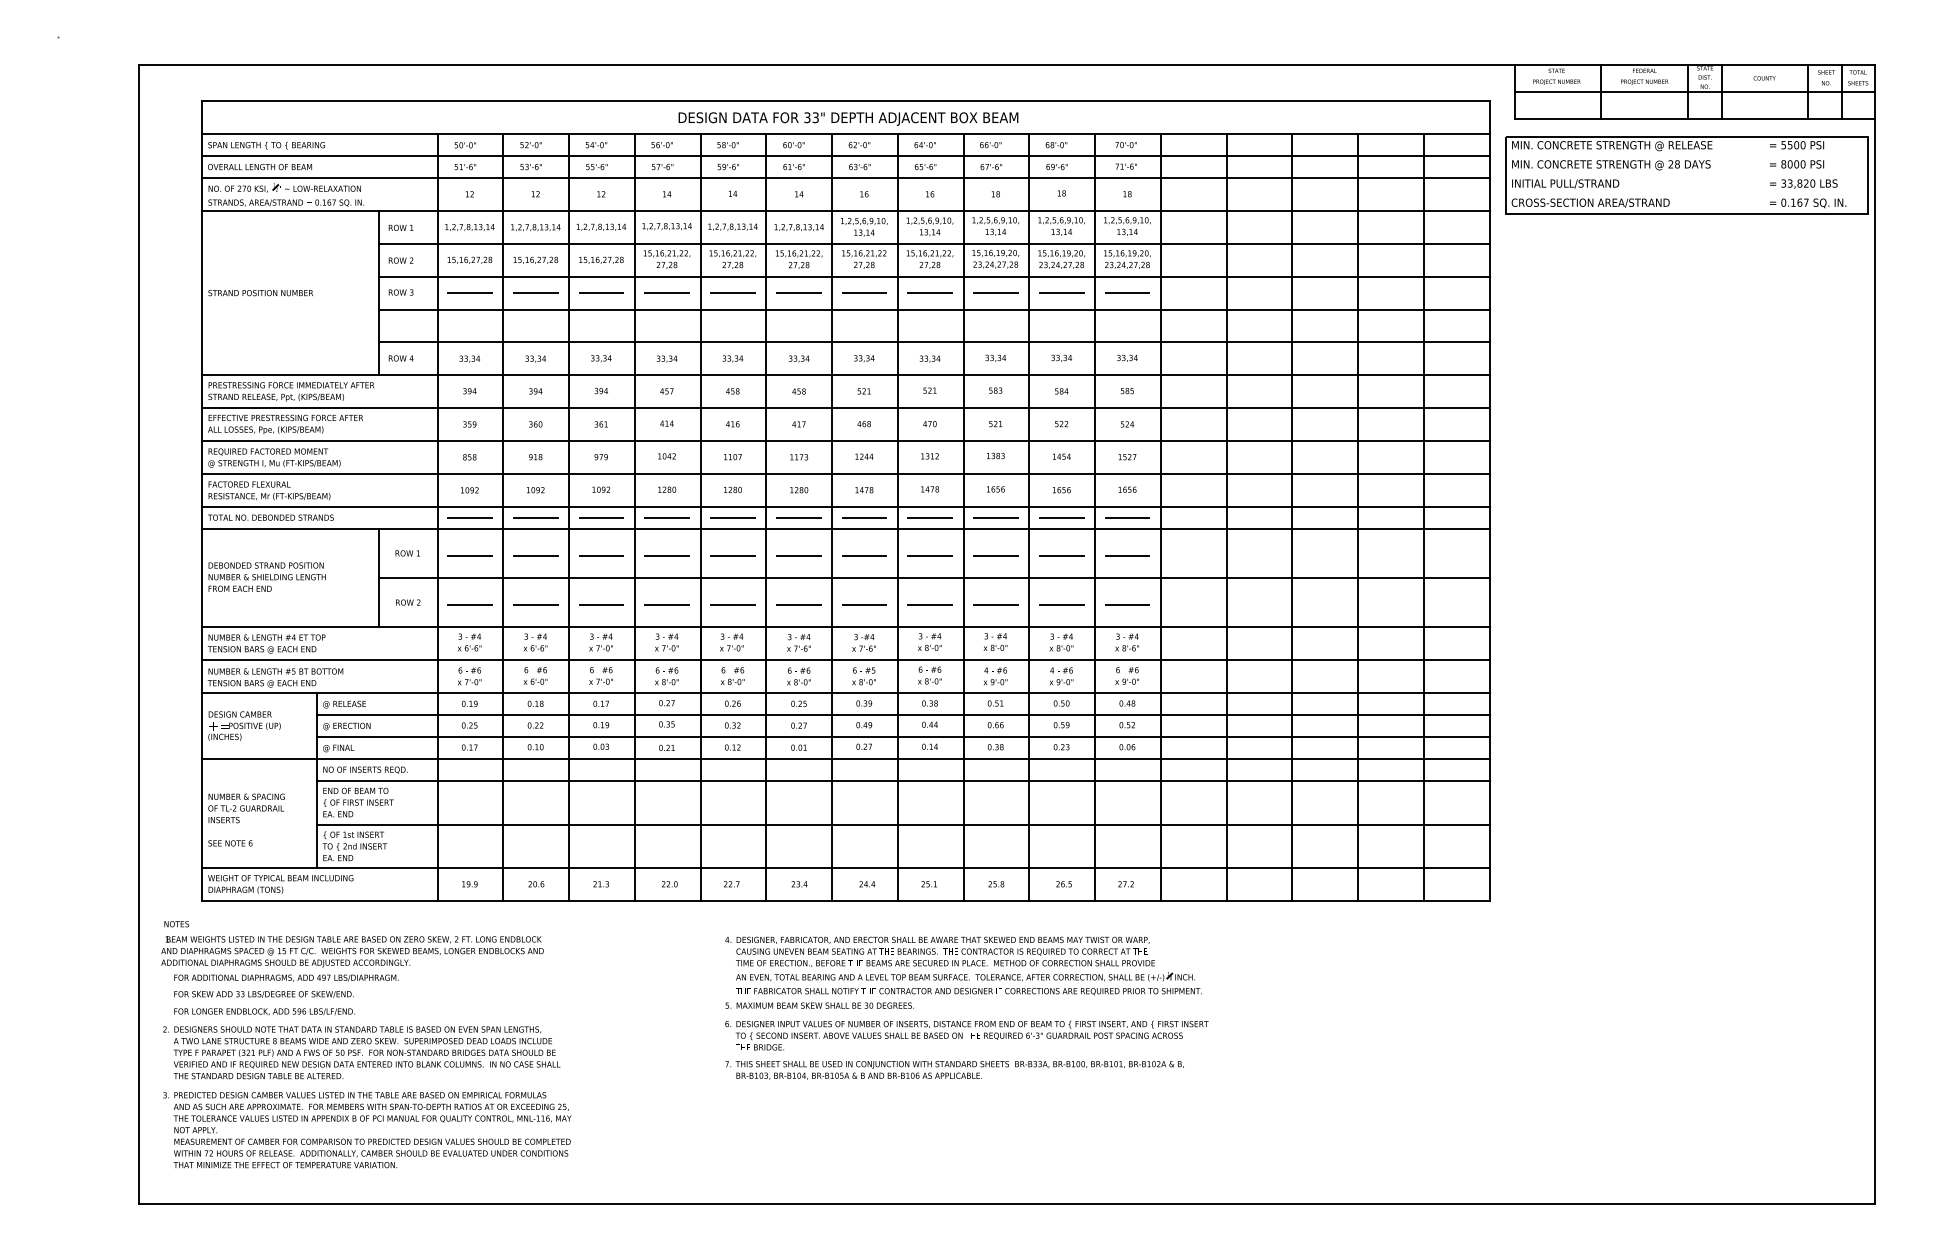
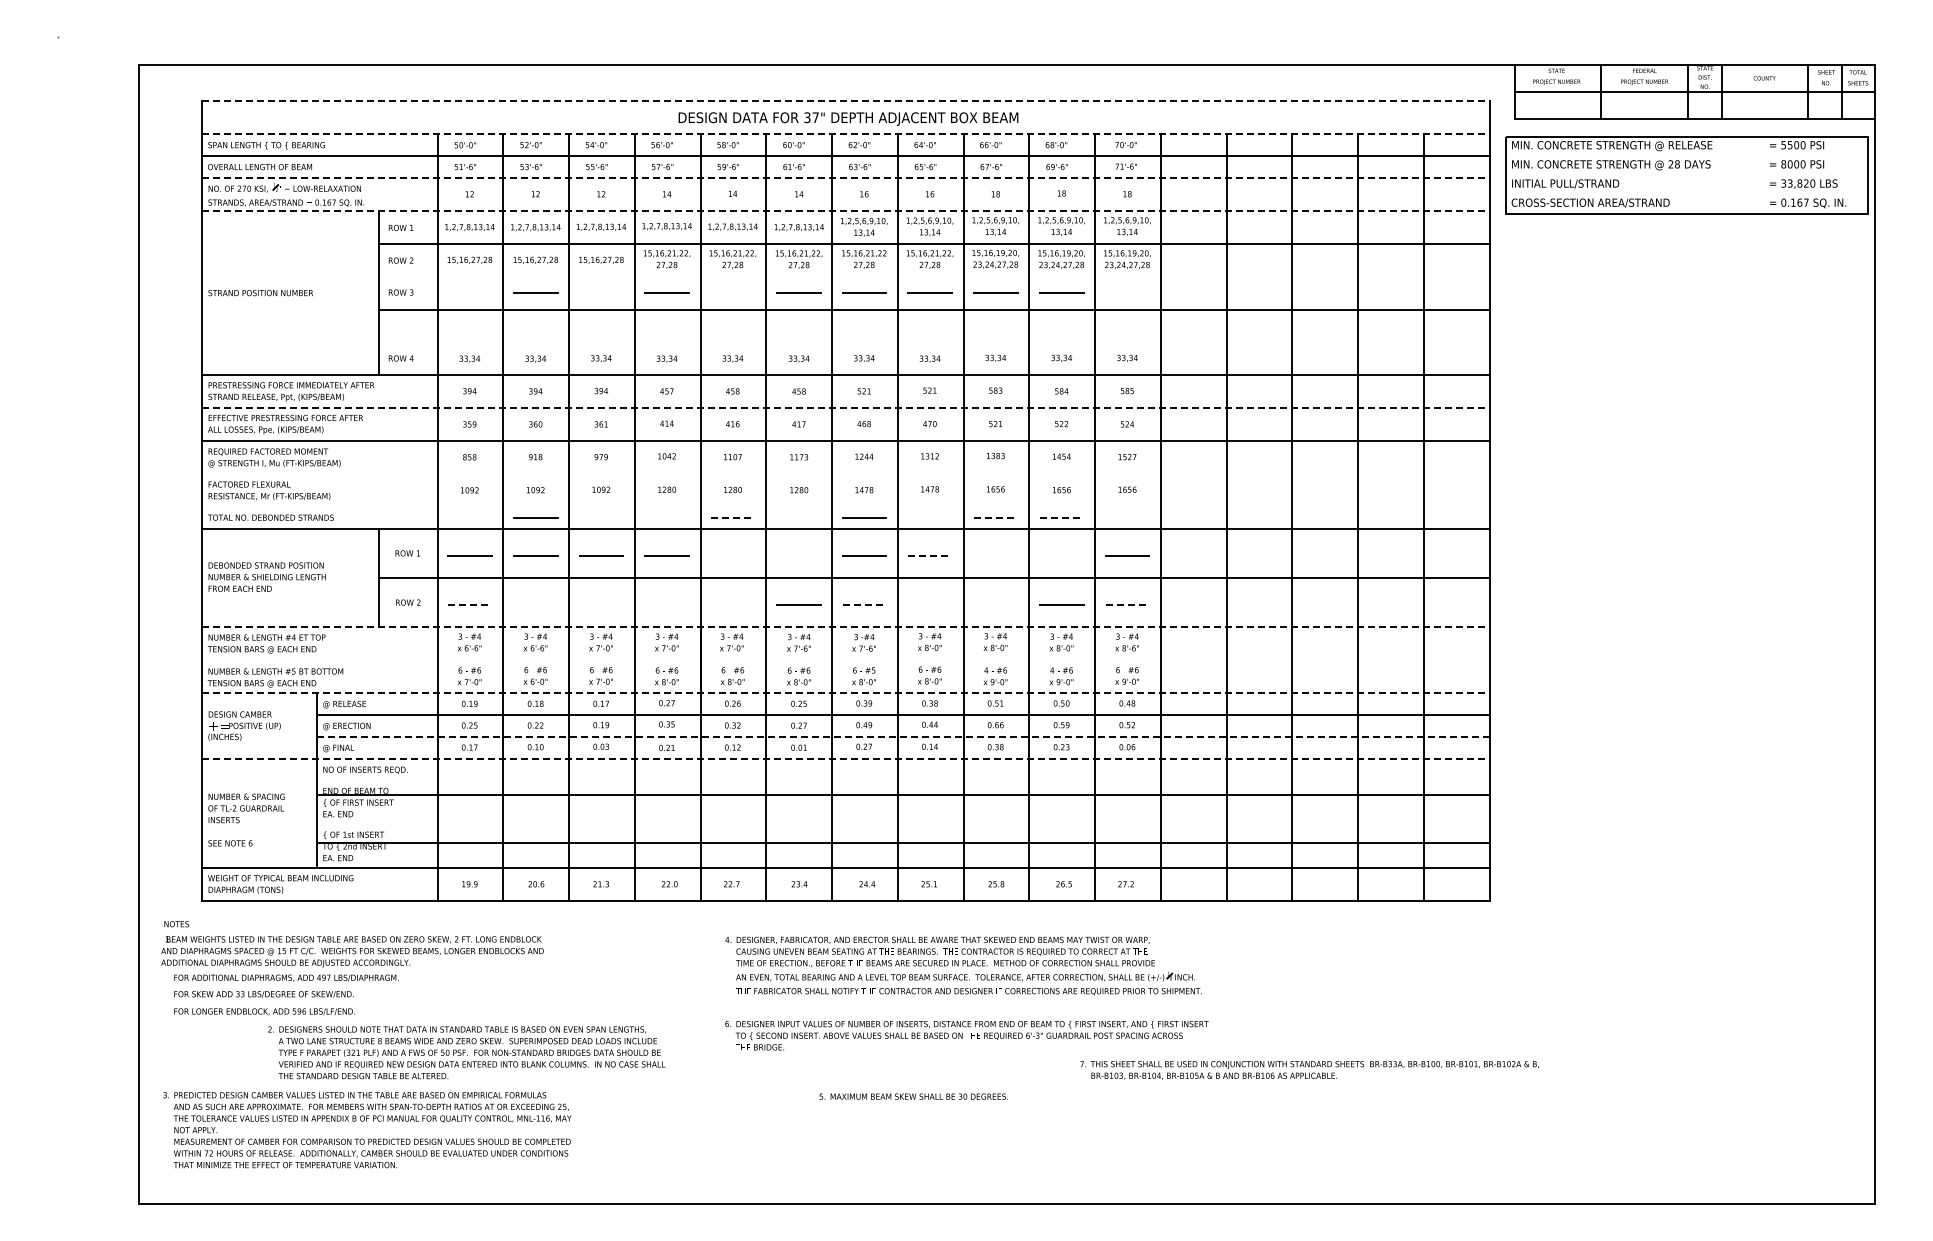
line: solid -> dashed (845, 101)
text: 33" -> 37" (815, 117)
line: solid -> dashed (845, 134)
line: solid -> dashed (845, 178)
line: solid -> dashed (845, 210)
line: present -> none (933, 276)
line: present -> none (469, 292)
line: present -> none (601, 292)
line: present -> none (732, 292)
line: present -> none (1127, 292)
line: present -> none (933, 342)
line: solid -> dashed (845, 408)
line: present -> none (845, 473)
line: present -> none (845, 506)
line: present -> none (469, 517)
line: present -> none (601, 517)
line: present -> none (667, 517)
line: solid -> dashed (732, 517)
line: present -> none (798, 517)
line: present -> none (930, 517)
line: solid -> dashed (995, 517)
line: solid -> dashed (1061, 517)
line: present -> none (1127, 517)
line: present -> none (732, 555)
line: present -> none (798, 555)
line: solid -> dashed (930, 555)
line: present -> none (995, 555)
line: present -> none (1061, 555)
line: present -> none (666, 604)
line: solid -> dashed (469, 605)
line: present -> none (535, 605)
line: present -> none (601, 605)
line: present -> none (732, 605)
line: solid -> dashed (864, 605)
line: present -> none (930, 605)
line: present -> none (995, 605)
line: solid -> dashed (1127, 605)
line: solid -> dashed (845, 627)
line: present -> none (845, 660)
line: solid -> dashed (845, 693)
line: solid -> dashed (903, 736)
line: solid -> dashed (845, 758)
line position: (903, 780) -> (903, 794) (903, 794)
line position: (903, 824) -> (903, 842) (903, 842)
text position: (819, 1005) -> (913, 1096) (913, 1096)
text position: (361, 1052) -> (466, 1052) (466, 1052)
text position: (954, 1070) -> (1309, 1070) (1309, 1070)
